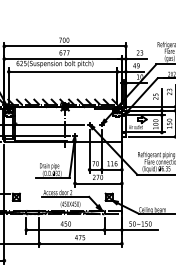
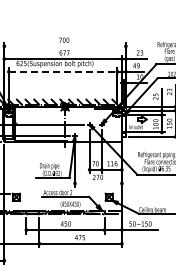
line: present -> none (64, 46)
line: solid -> dashed (63, 71)
line: present -> none (98, 183)
